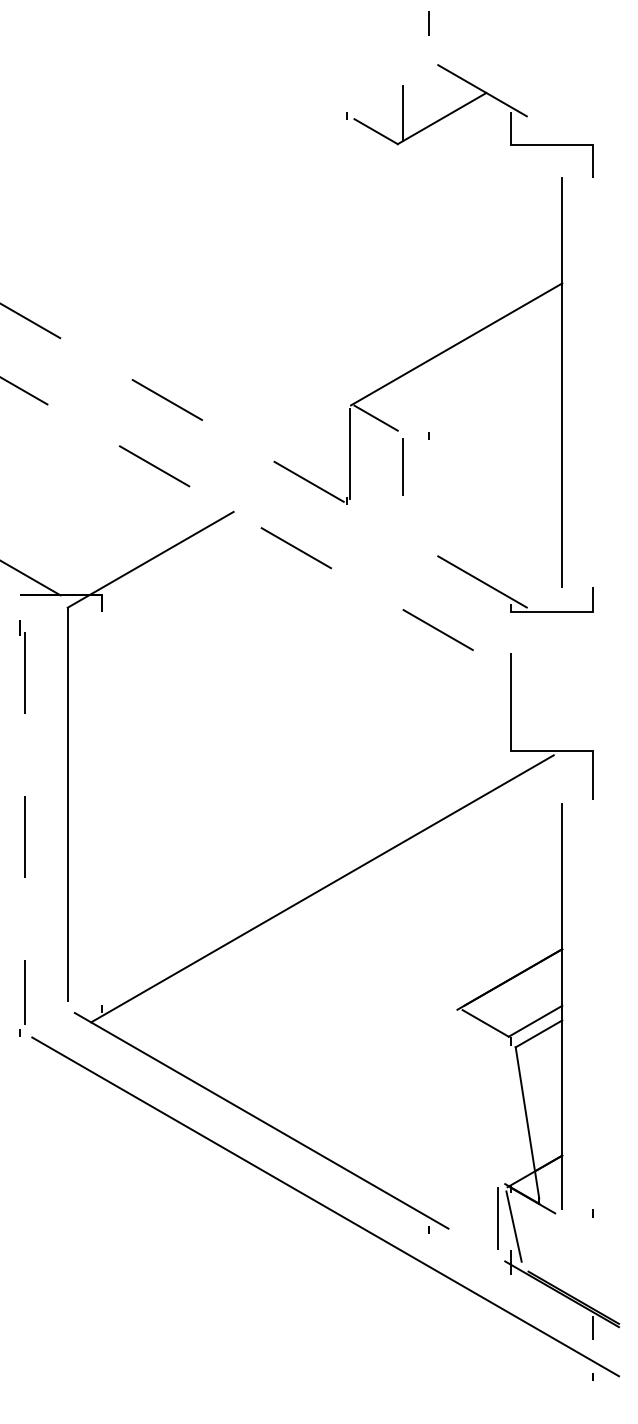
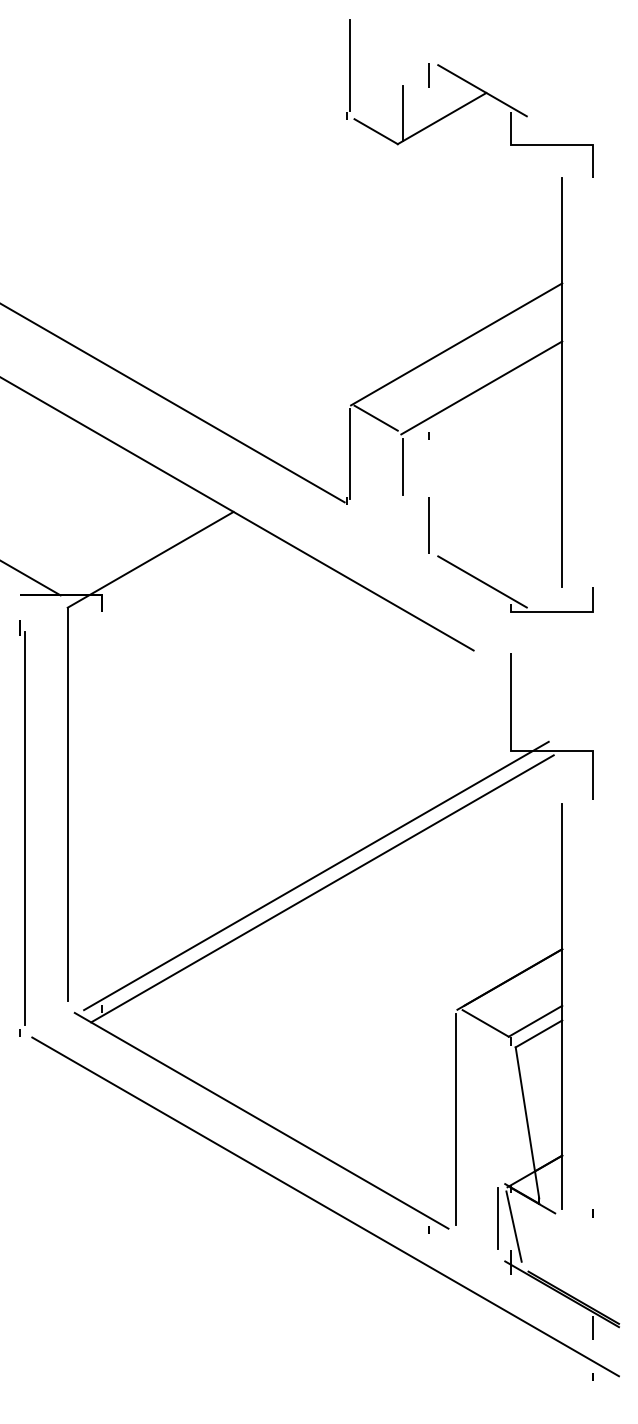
line position: (428, 23) -> (428, 75) (428, 75)
line: none -> present (349, 64)
line: none -> present (481, 387)
line: dashed -> solid (172, 402)
line: dashed -> solid (236, 513)
line: none -> present (428, 525)
line: dashed -> solid (25, 829)
line: none -> present (316, 875)
line: none -> present (455, 1119)
